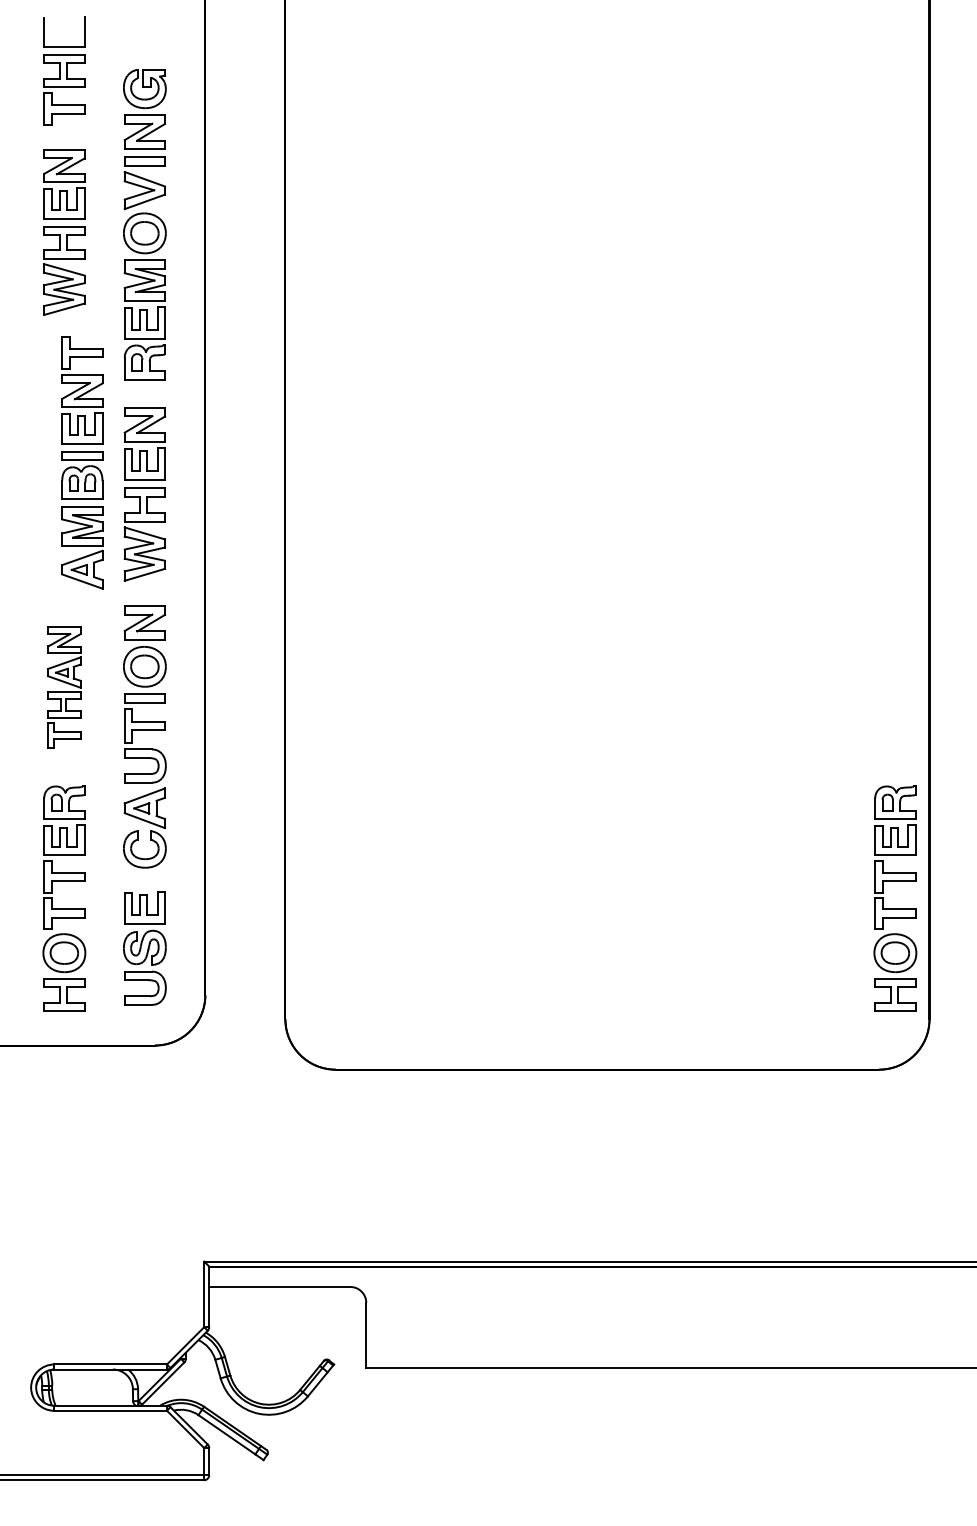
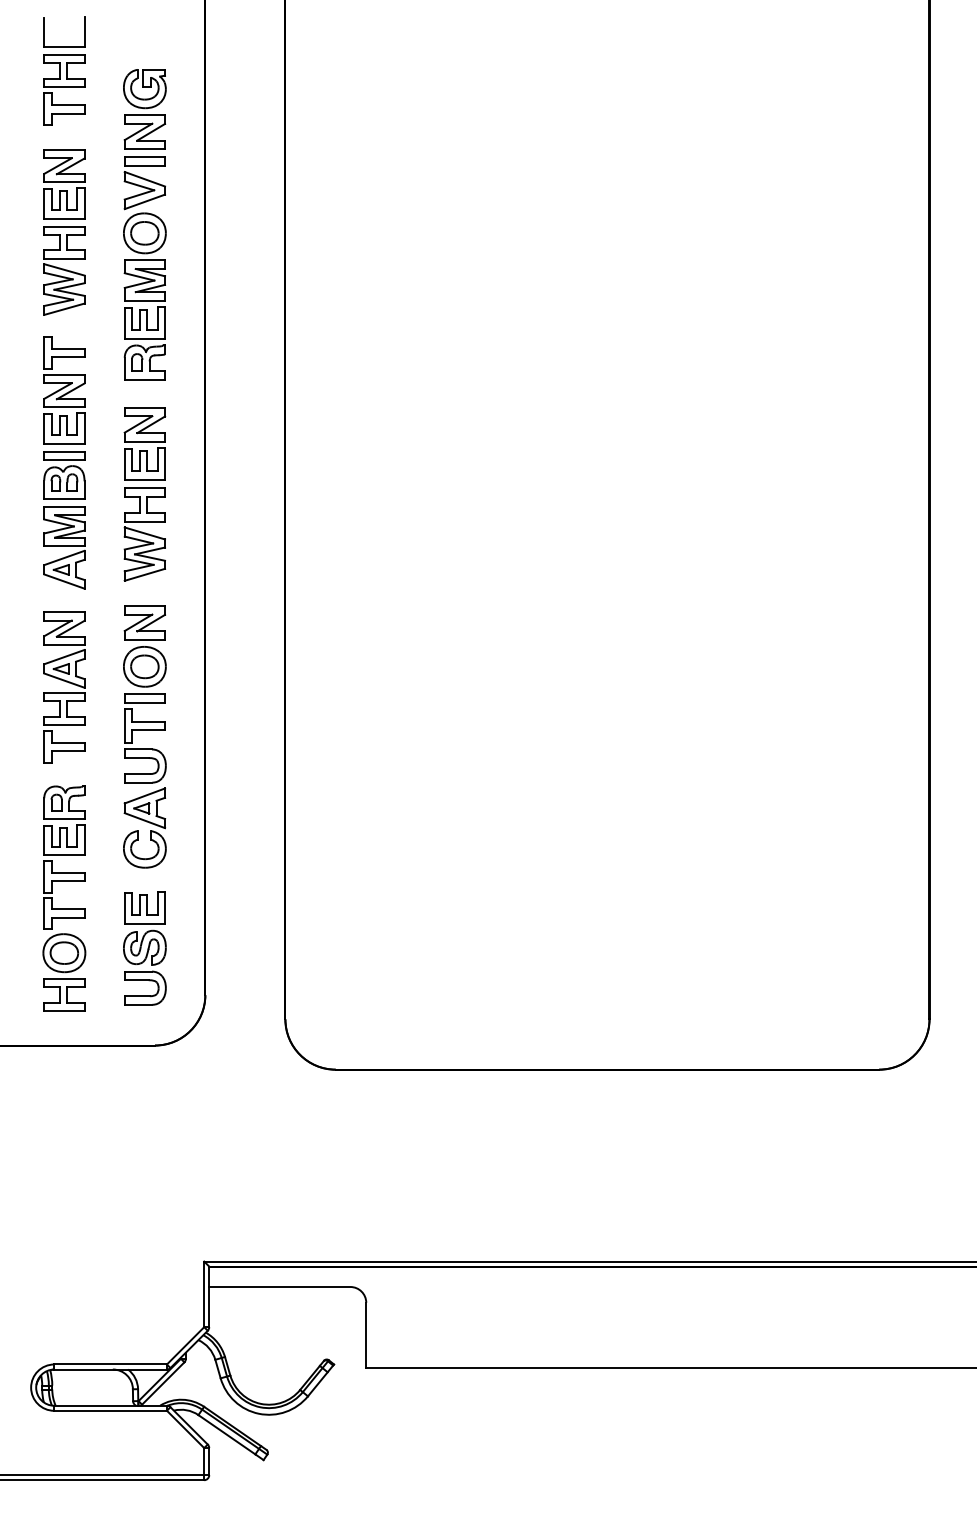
part position: (82, 462) -> (64, 462) (64, 462)
part size: 35x123 px -> 43x153 px (64, 687)
part: present -> none (895, 908)
